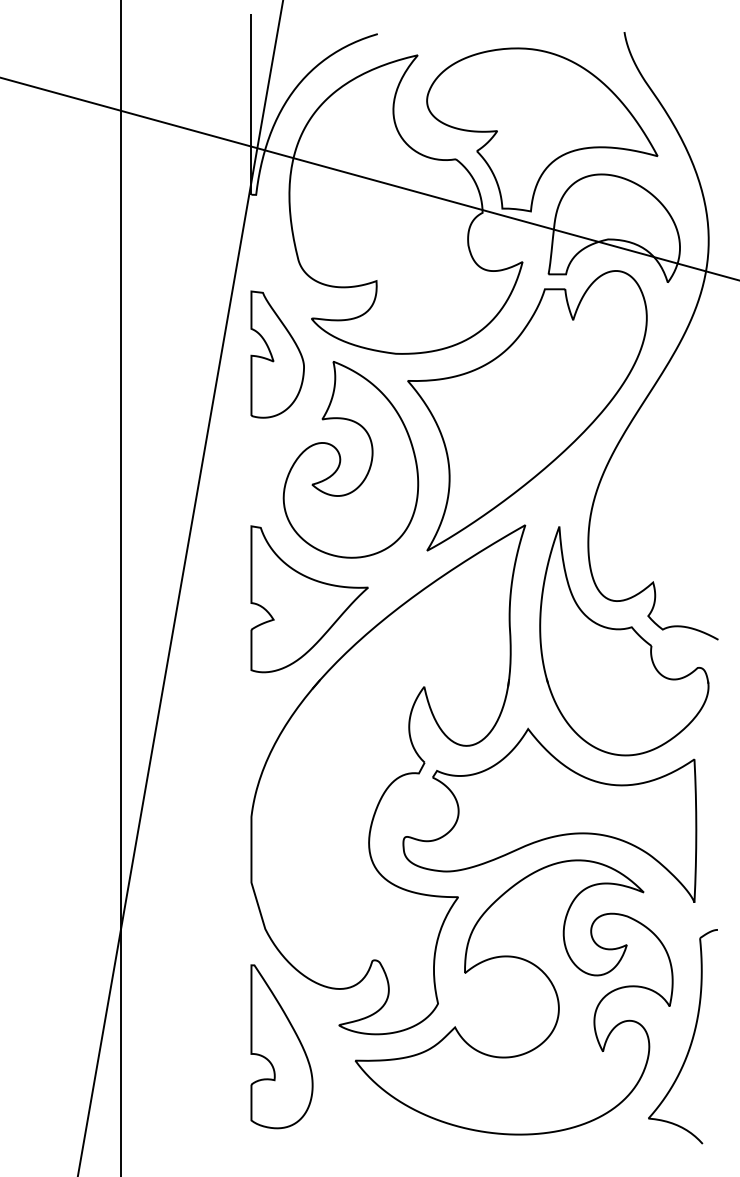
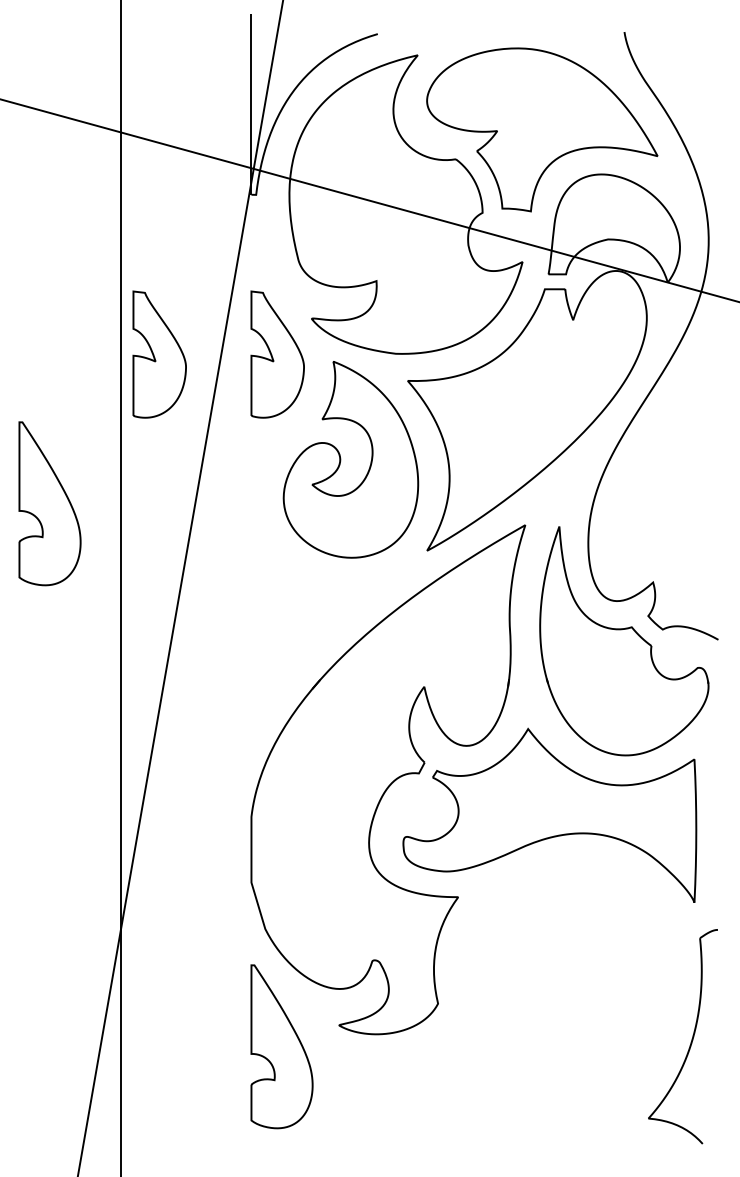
line position: (369, 178) -> (369, 200) (369, 200)
part: none -> present (159, 354)
part: none -> present (49, 503)
part: present -> none (309, 599)
part: present -> none (534, 966)
